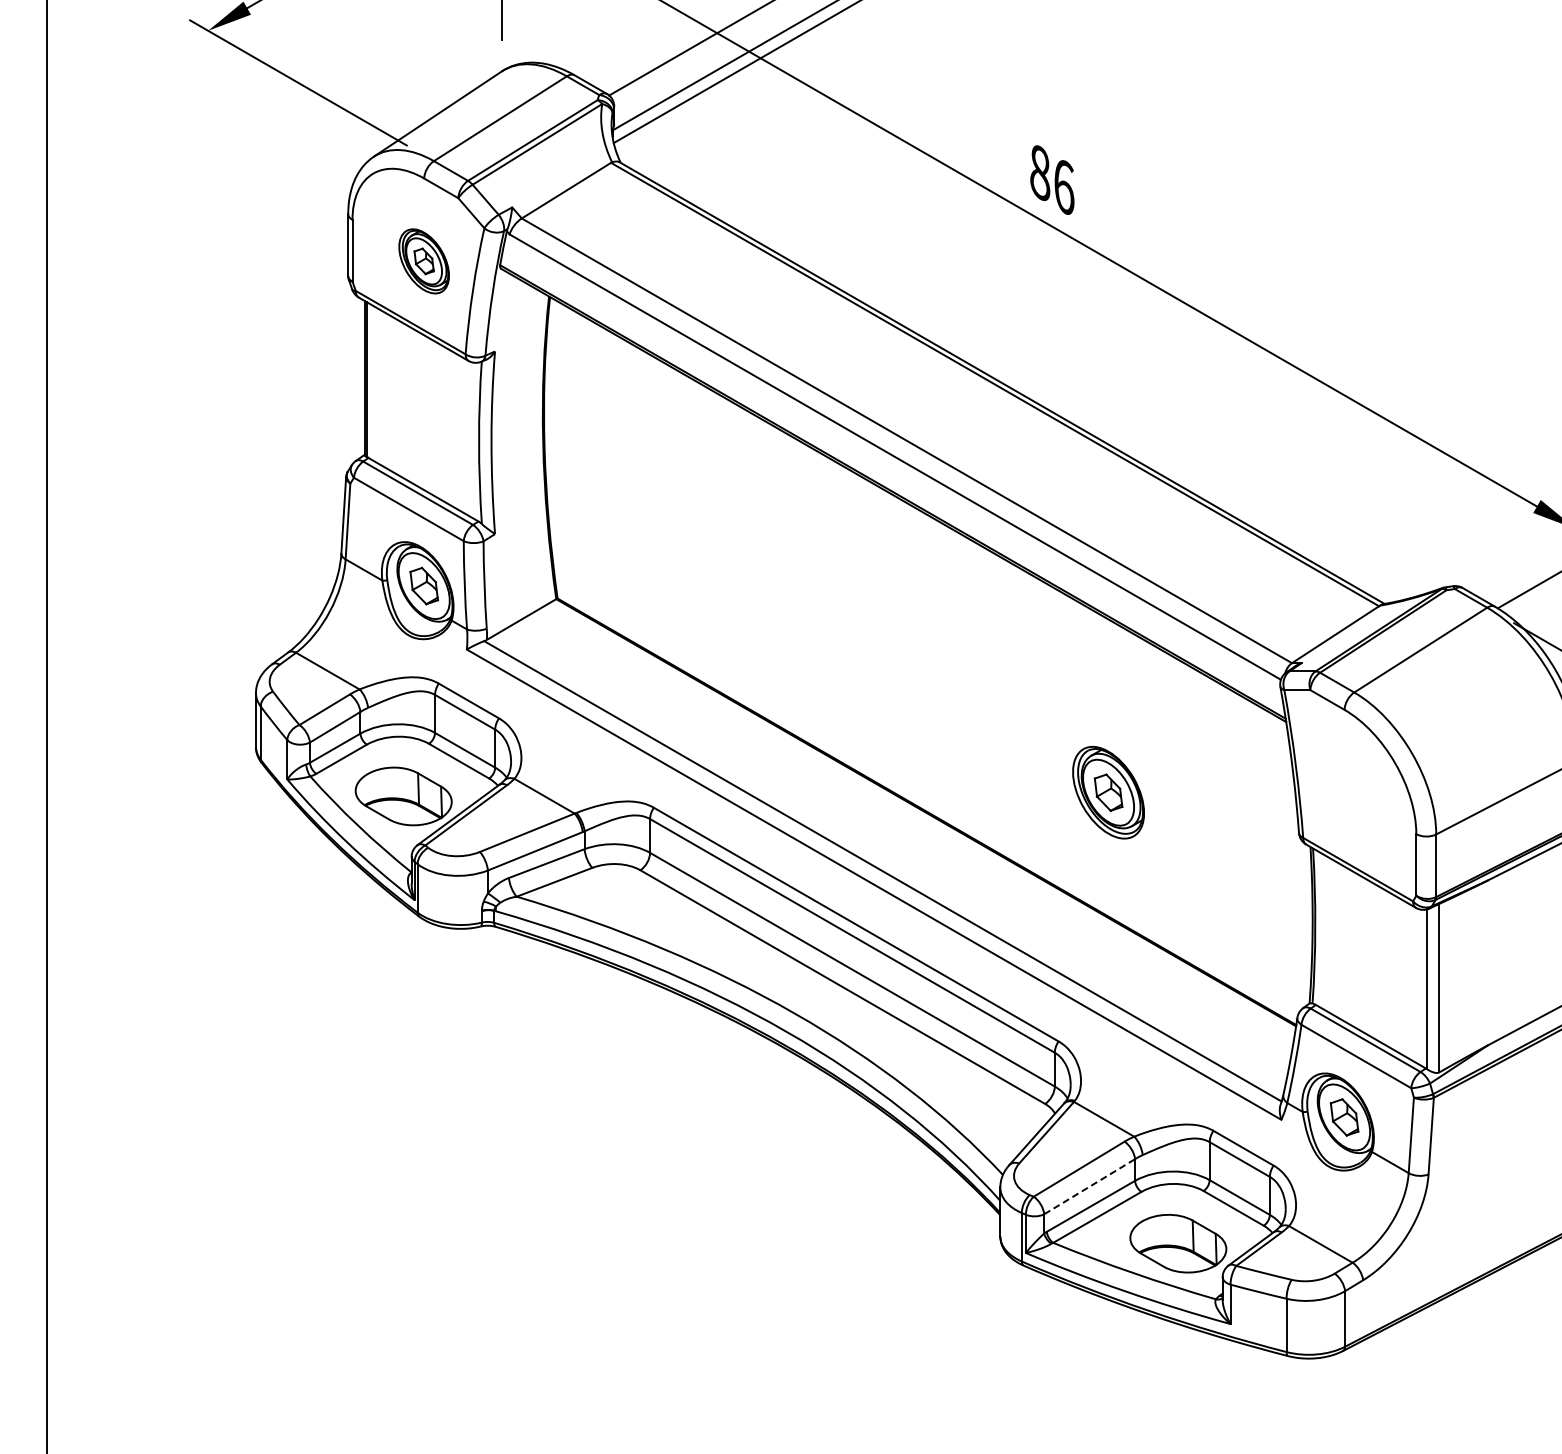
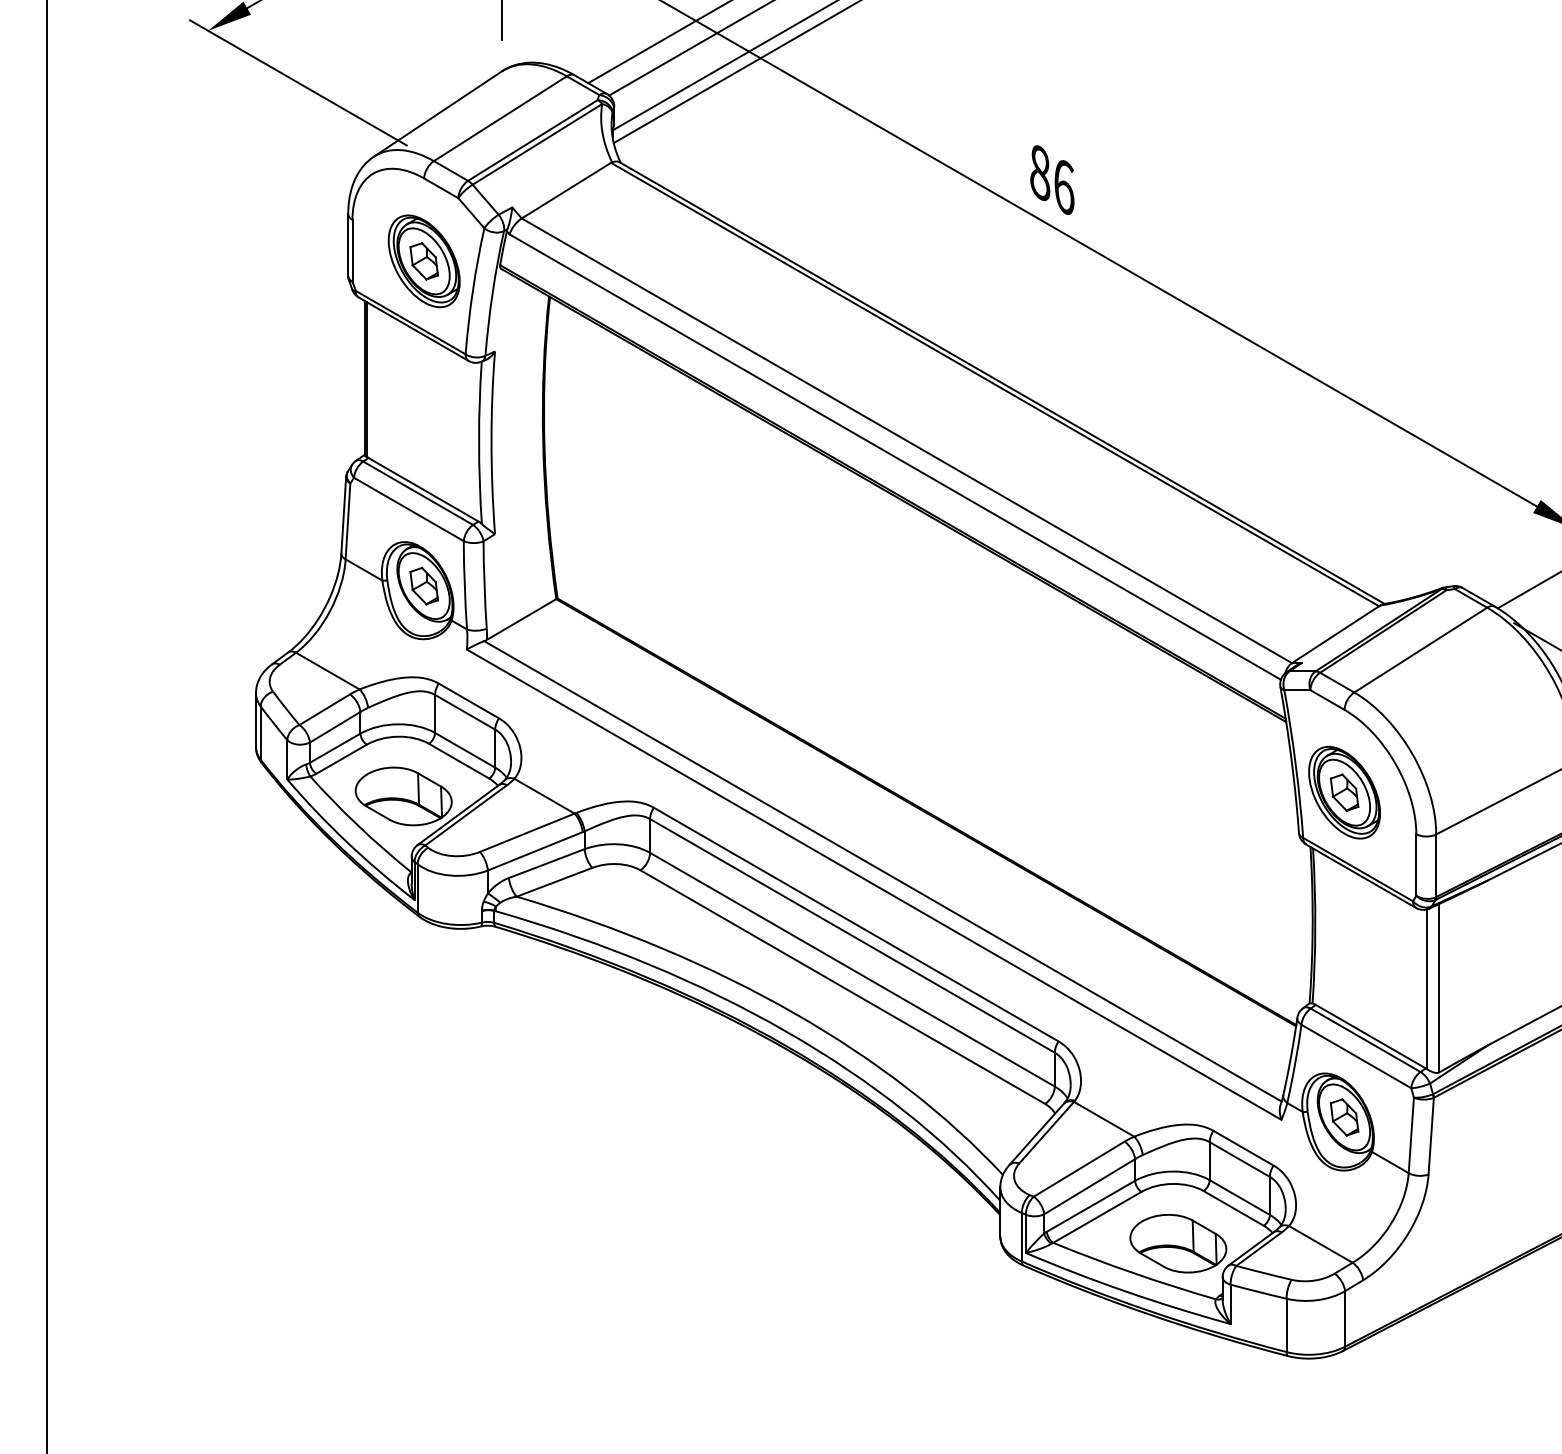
line: none -> present (658, 42)
part size: 52x67 px -> 74x95 px (423, 261)
part position: (1108, 792) -> (1344, 792) (1344, 792)
line: dashed -> solid (1090, 1186)
